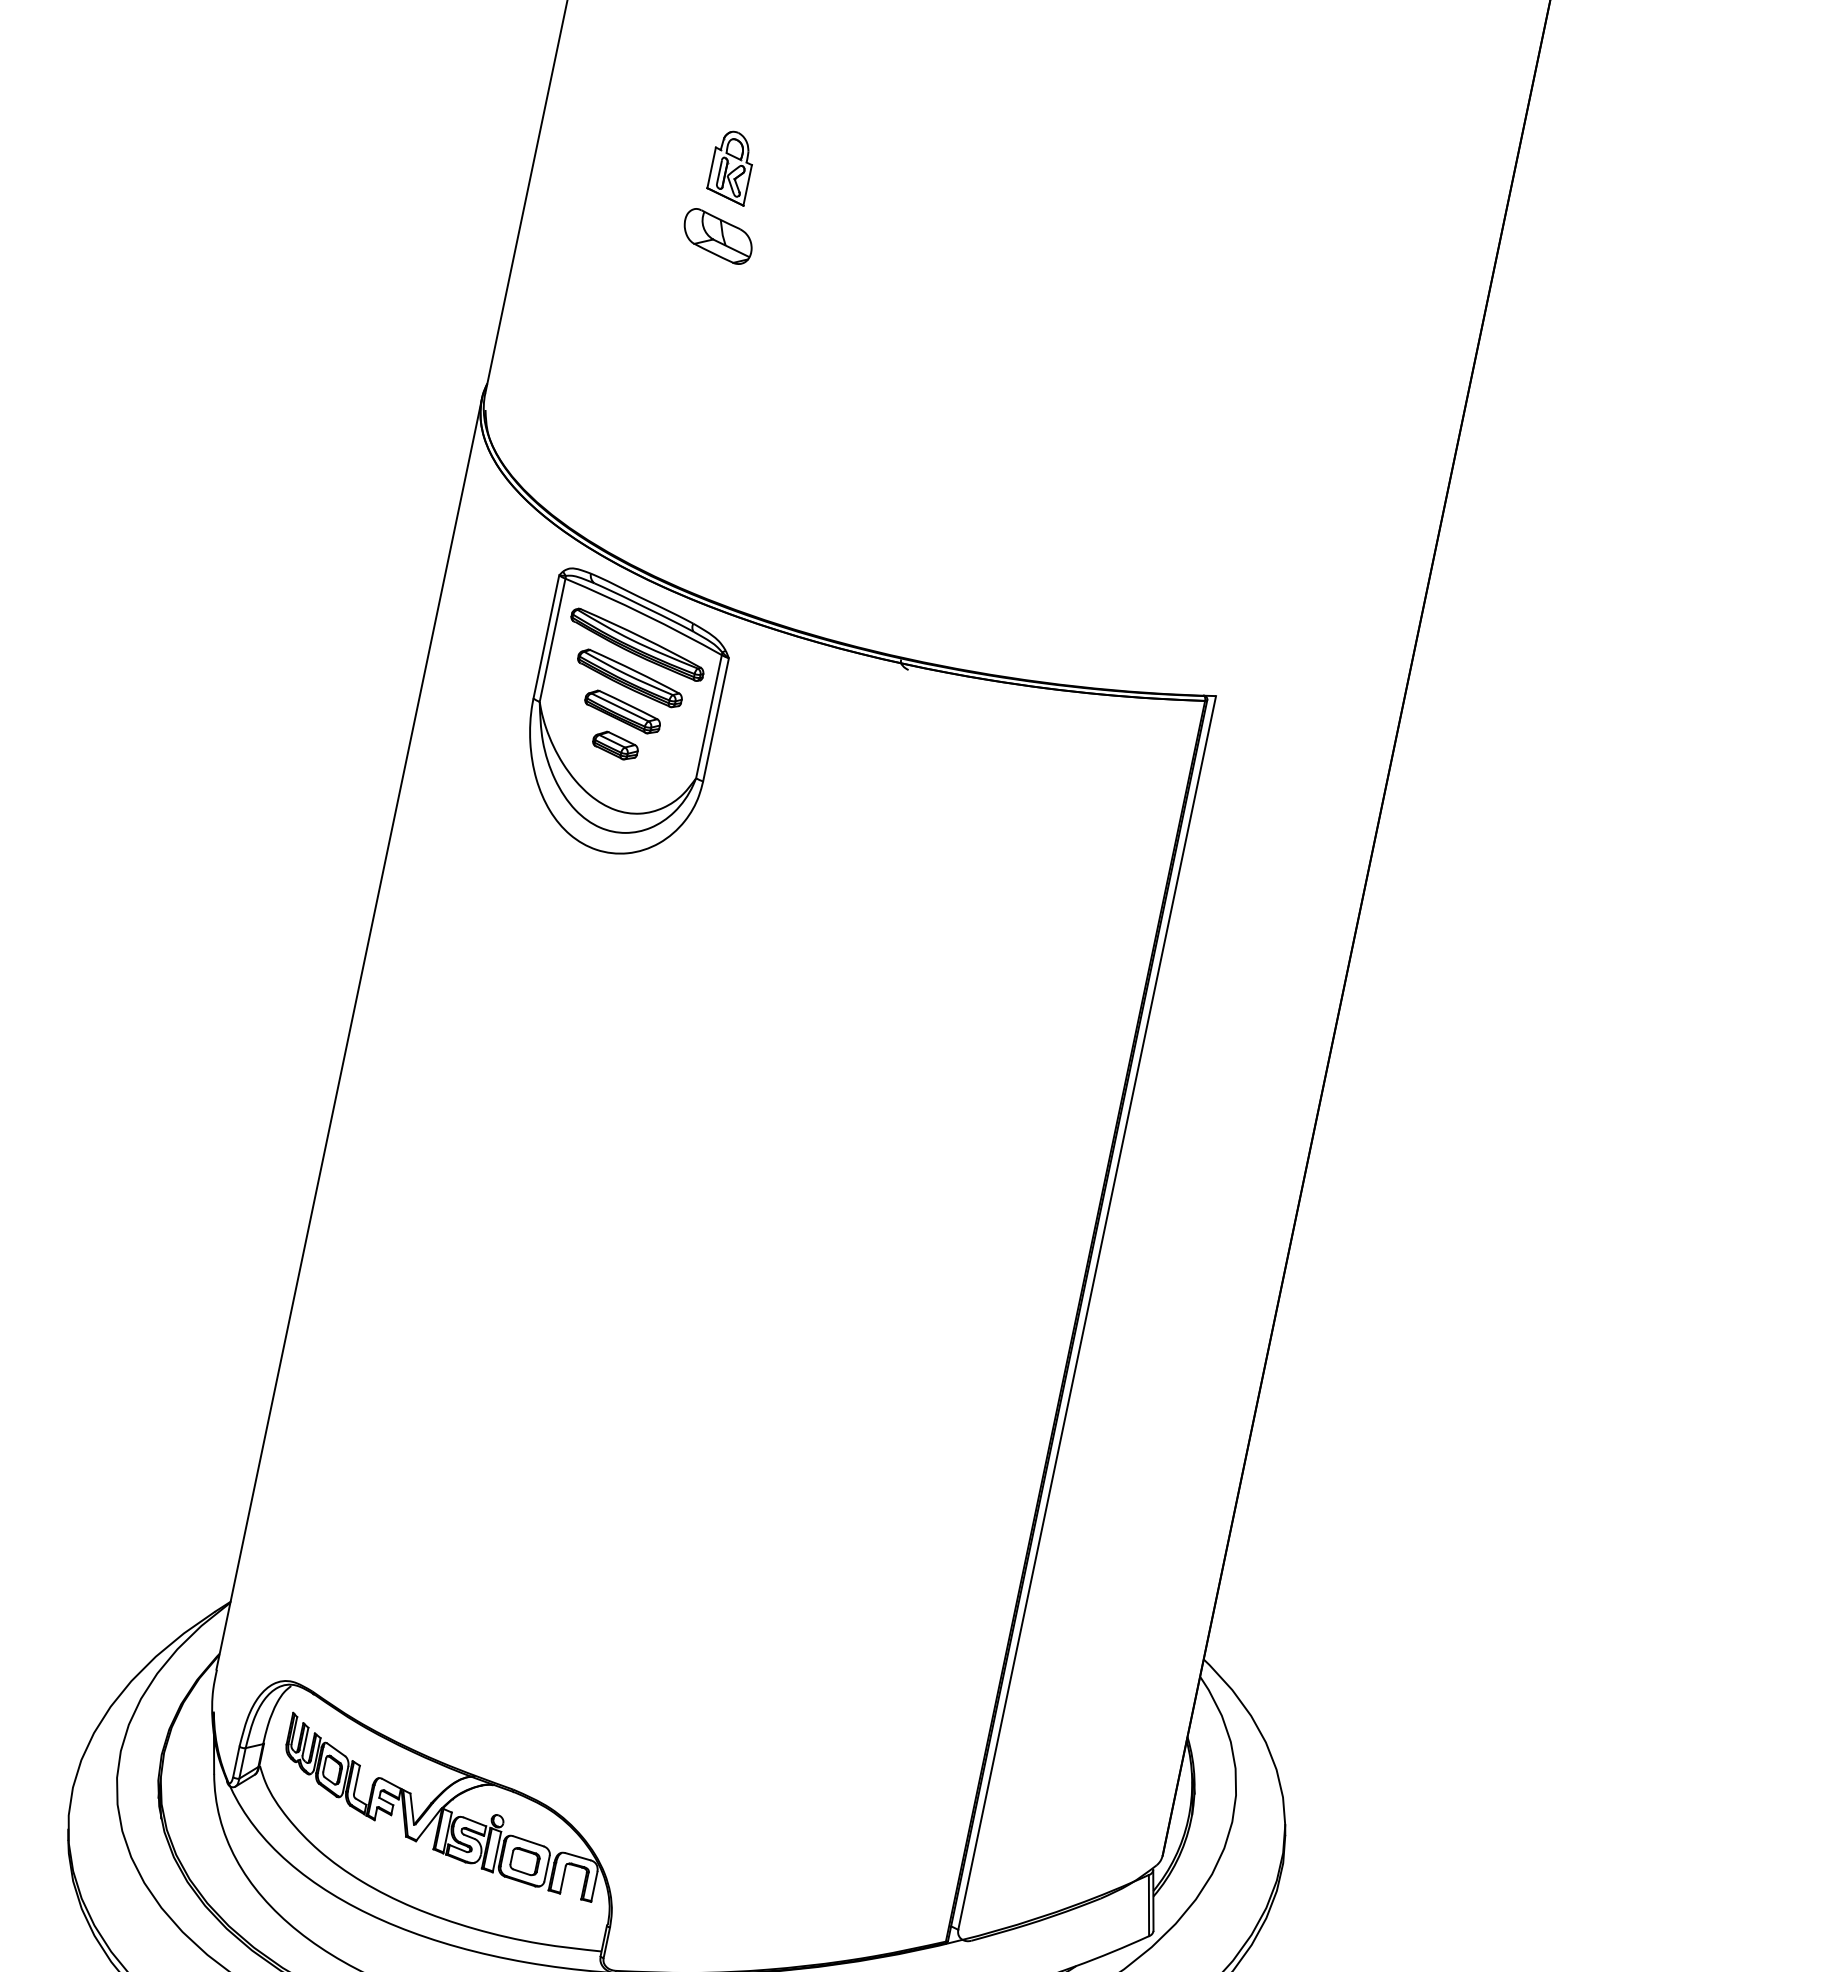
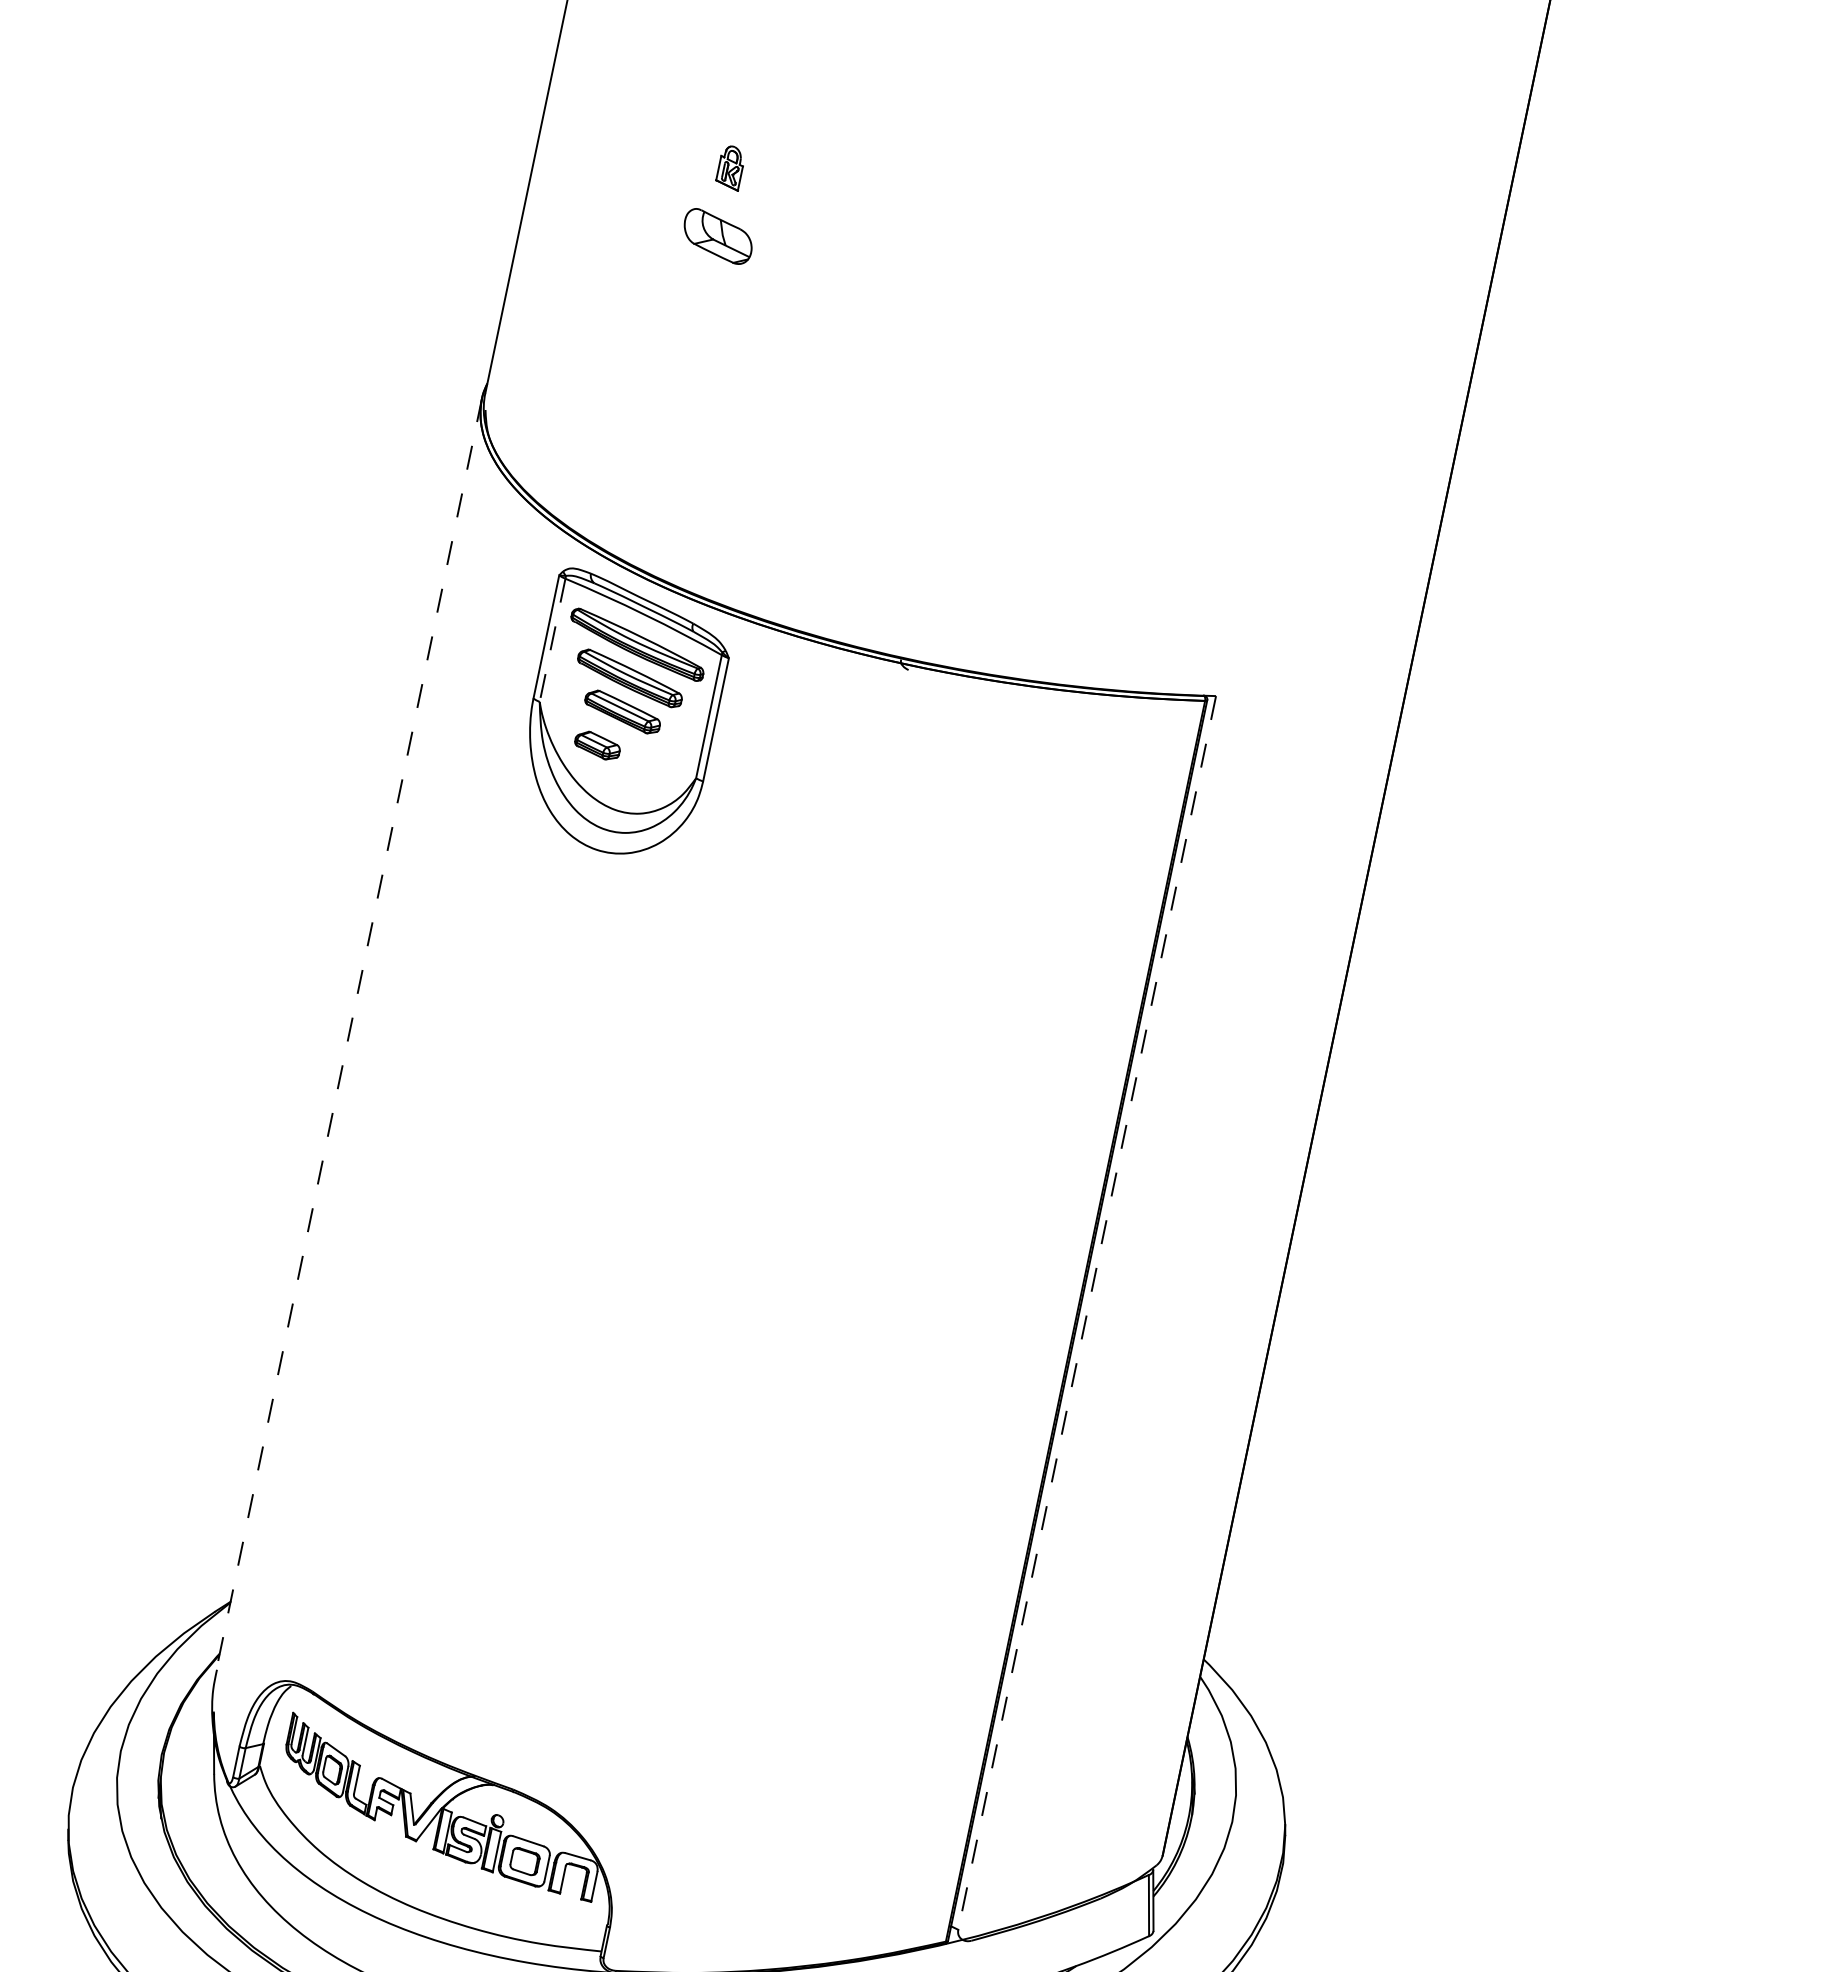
part size: 47x77 px -> 29x47 px (729, 168)
line: solid -> dashed (552, 640)
part position: (615, 745) -> (597, 745) (597, 745)
line: solid -> dashed (349, 1034)
line: solid -> dashed (1087, 1313)
